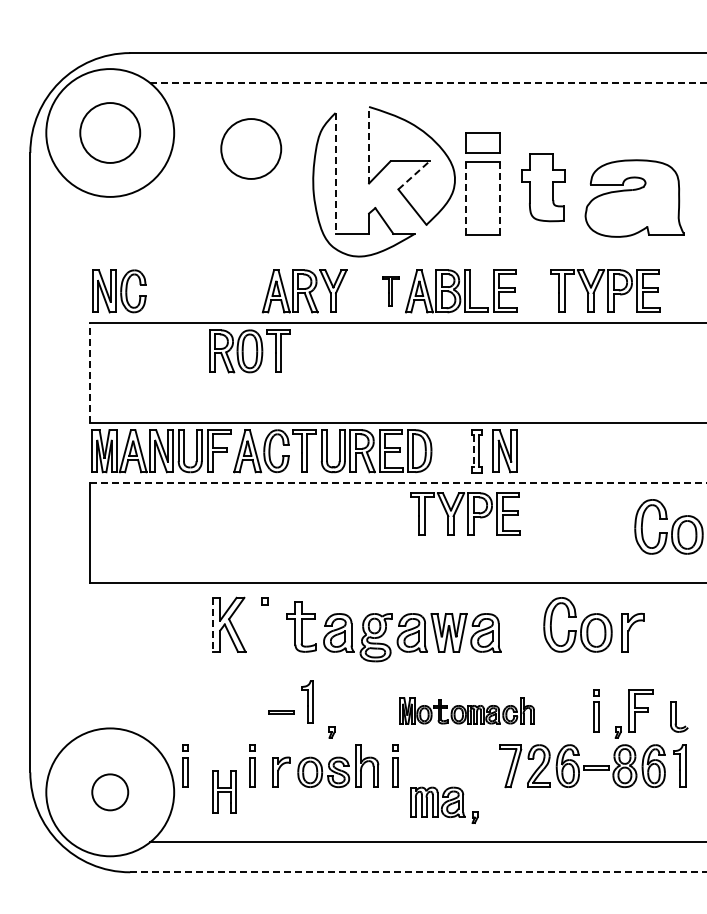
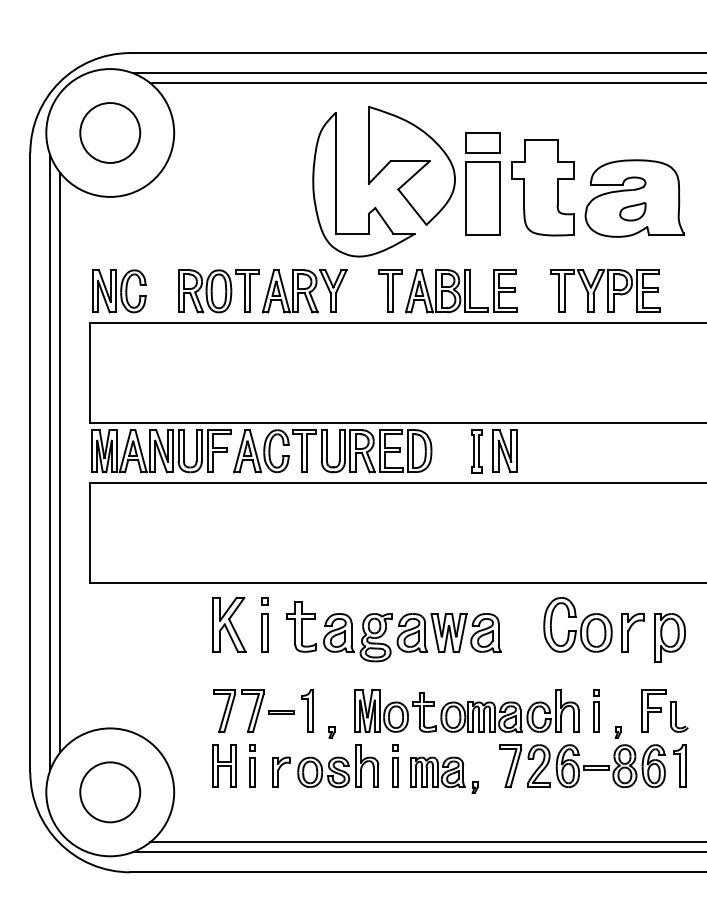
line: none -> present (417, 73)
line: dashed -> solid (428, 83)
line: dashed -> solid (369, 144)
circle: present -> none (251, 148)
line: dashed -> solid (335, 173)
line: dashed -> solid (414, 175)
part size: 45x70 px -> 64x98 px (542, 187)
line: dashed -> solid (466, 198)
line: dashed -> solid (499, 199)
part: none -> present (632, 211)
part size: 18x31 px -> 25x44 px (390, 290)
part position: (249, 351) -> (218, 291) (218, 291)
line: dashed -> solid (90, 372)
line: dashed -> solid (473, 451)
line: none -> present (50, 462)
line: none -> present (60, 462)
line: dashed -> solid (398, 482)
part: present -> none (465, 513)
part: present -> none (668, 526)
line: dashed -> solid (213, 625)
part: none -> present (264, 632)
part: none -> present (669, 637)
part position: (307, 701) -> (307, 710) (307, 710)
part: none -> present (232, 707)
part size: 136x28 px -> 226x44 px (466, 710)
part position: (640, 710) -> (653, 710) (653, 710)
part: present -> none (185, 765)
part position: (224, 791) -> (224, 765) (224, 765)
circle diameter: 36 px -> 60 px (110, 792)
part position: (444, 804) -> (444, 774) (444, 774)
line: none -> present (417, 852)
line: dashed -> solid (418, 872)
